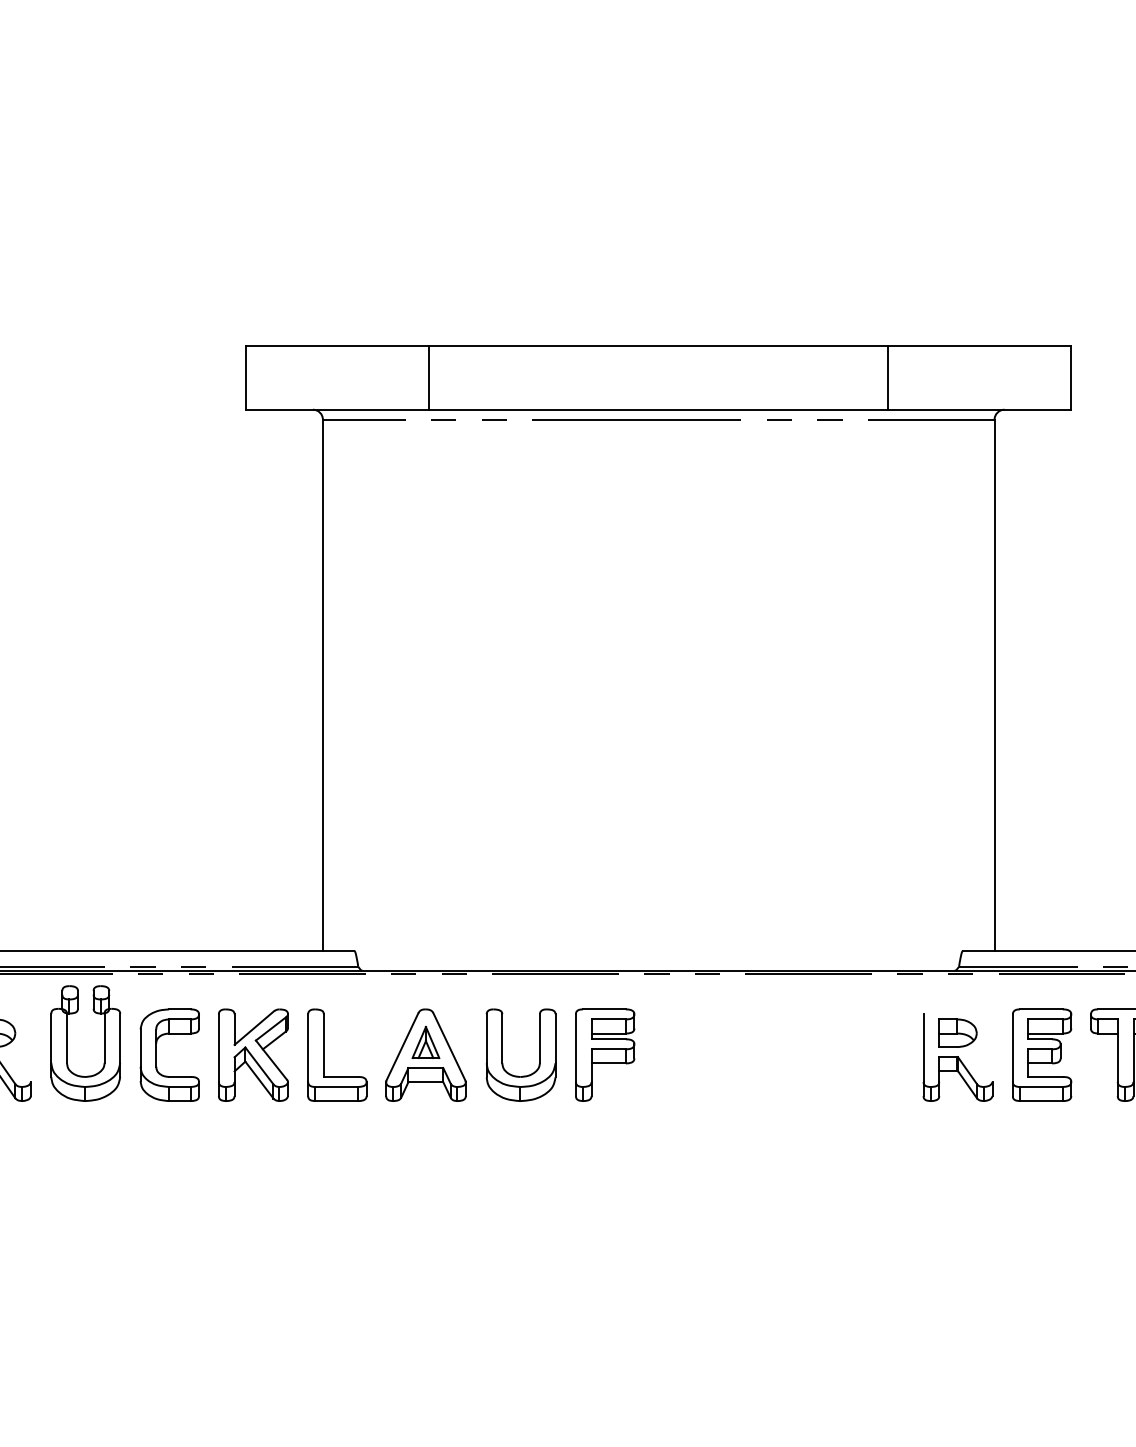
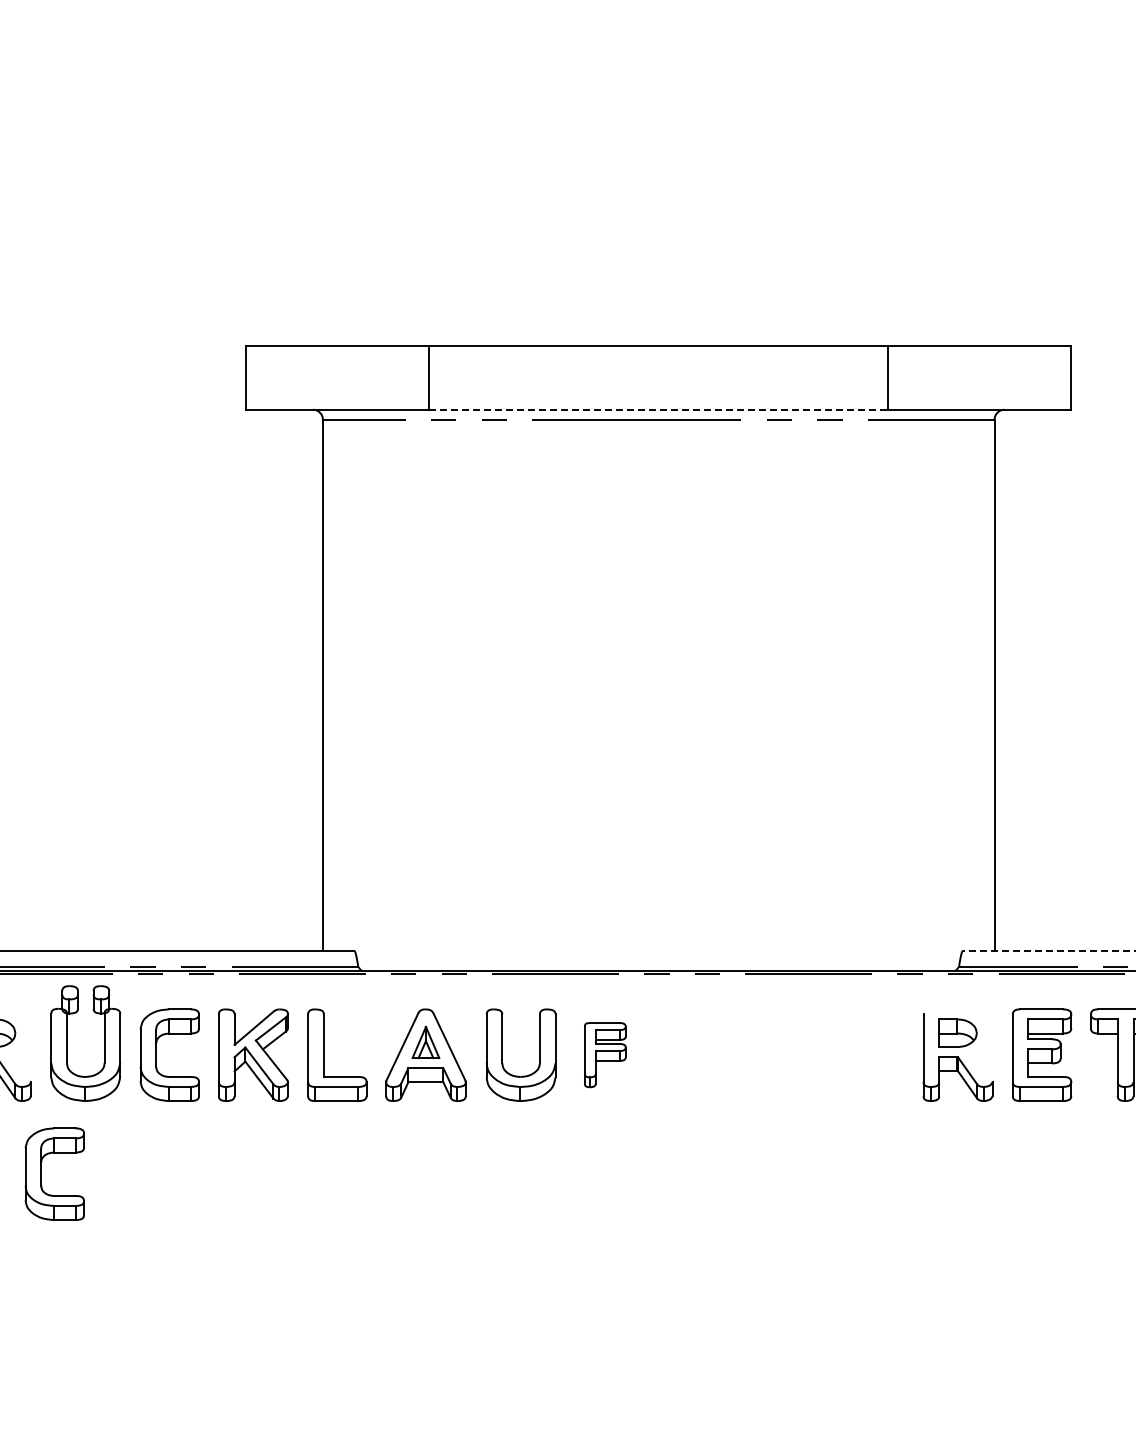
line: solid -> dashed (658, 409)
line: solid -> dashed (1049, 950)
part size: 61x94 px -> 43x67 px (605, 1055)
part: none -> present (41, 1173)
